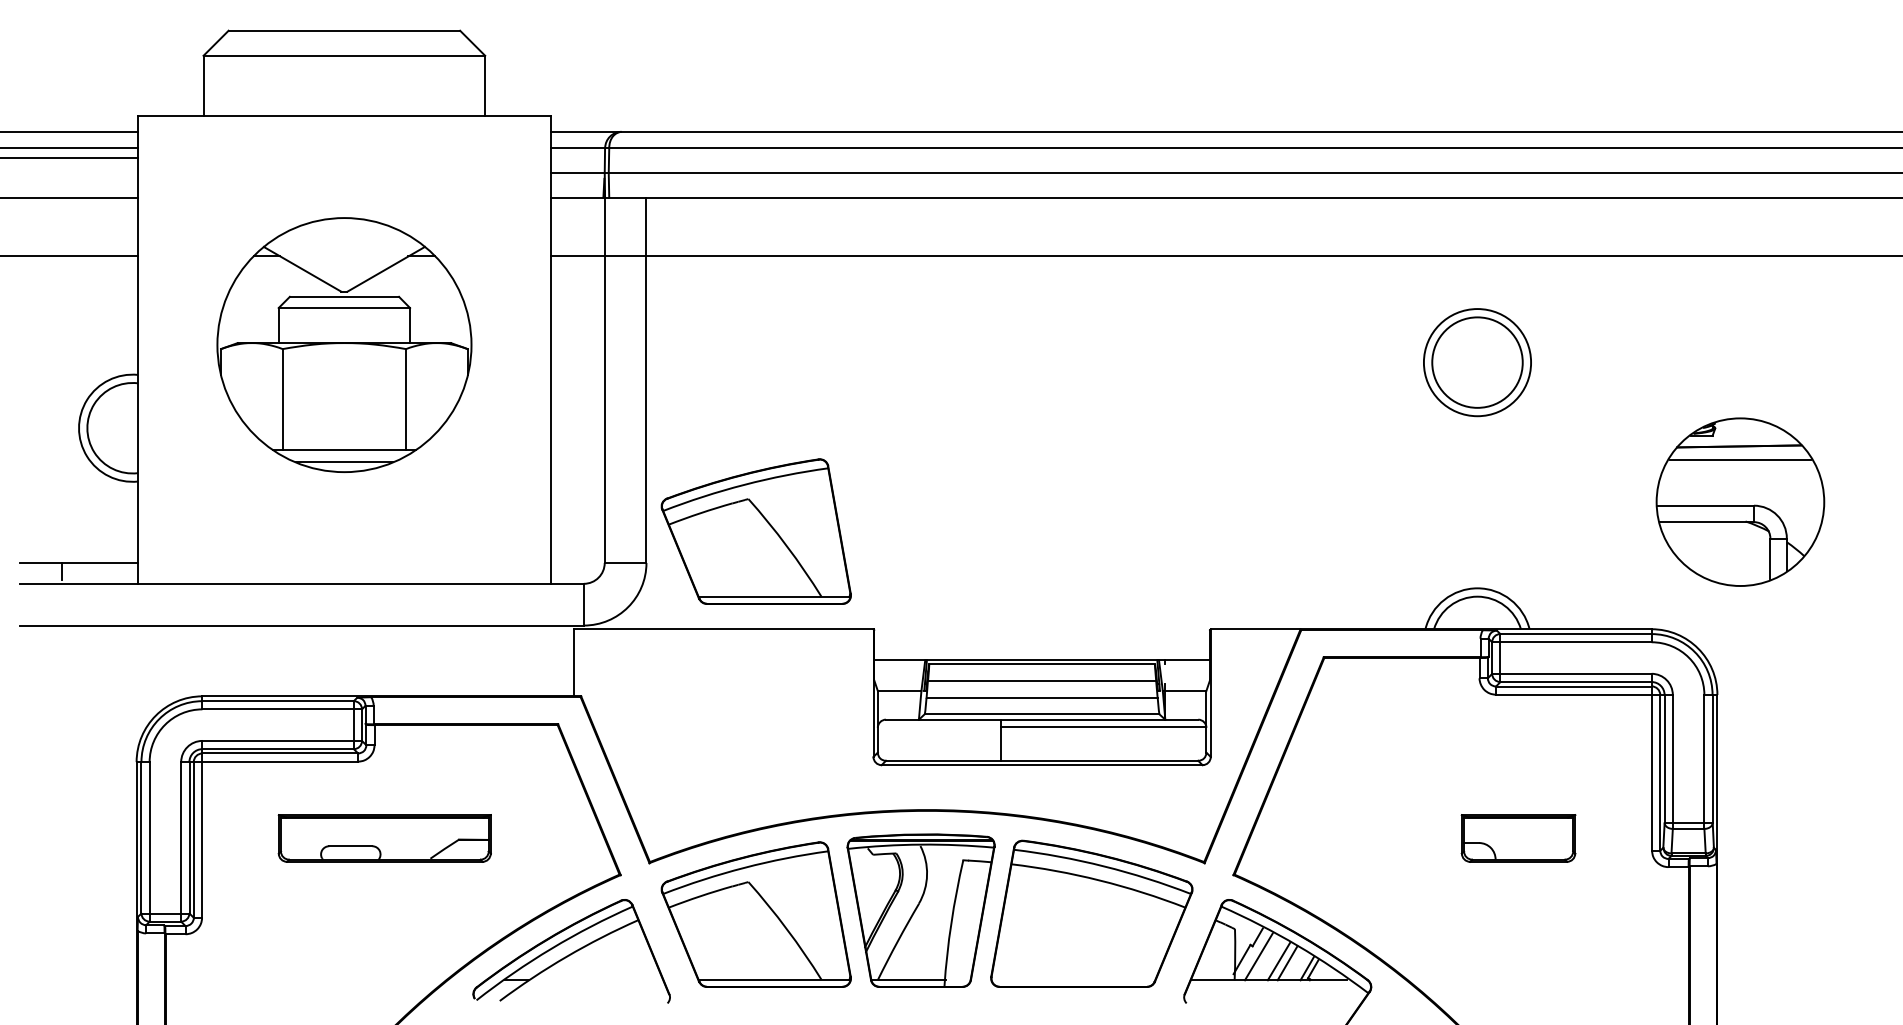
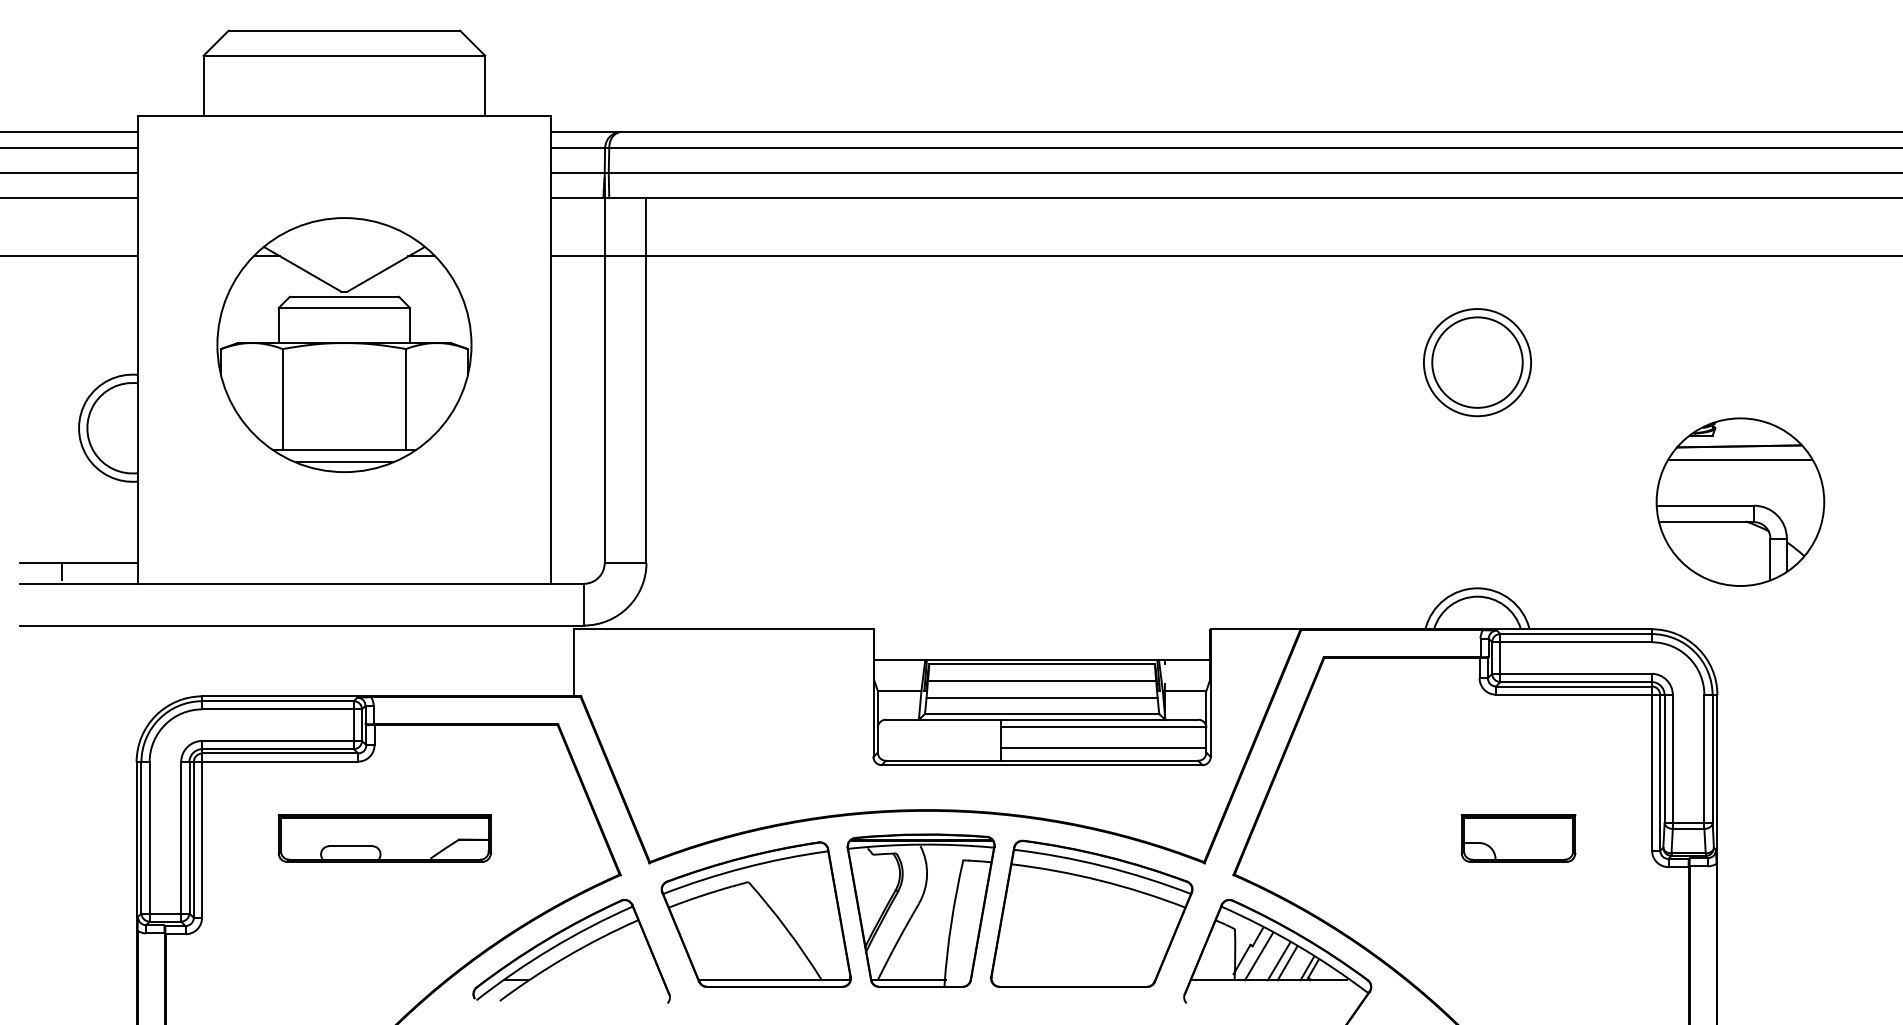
line position: (69, 157) -> (69, 172) (69, 172)
part: present -> none (755, 531)
line: none -> present (1103, 747)
